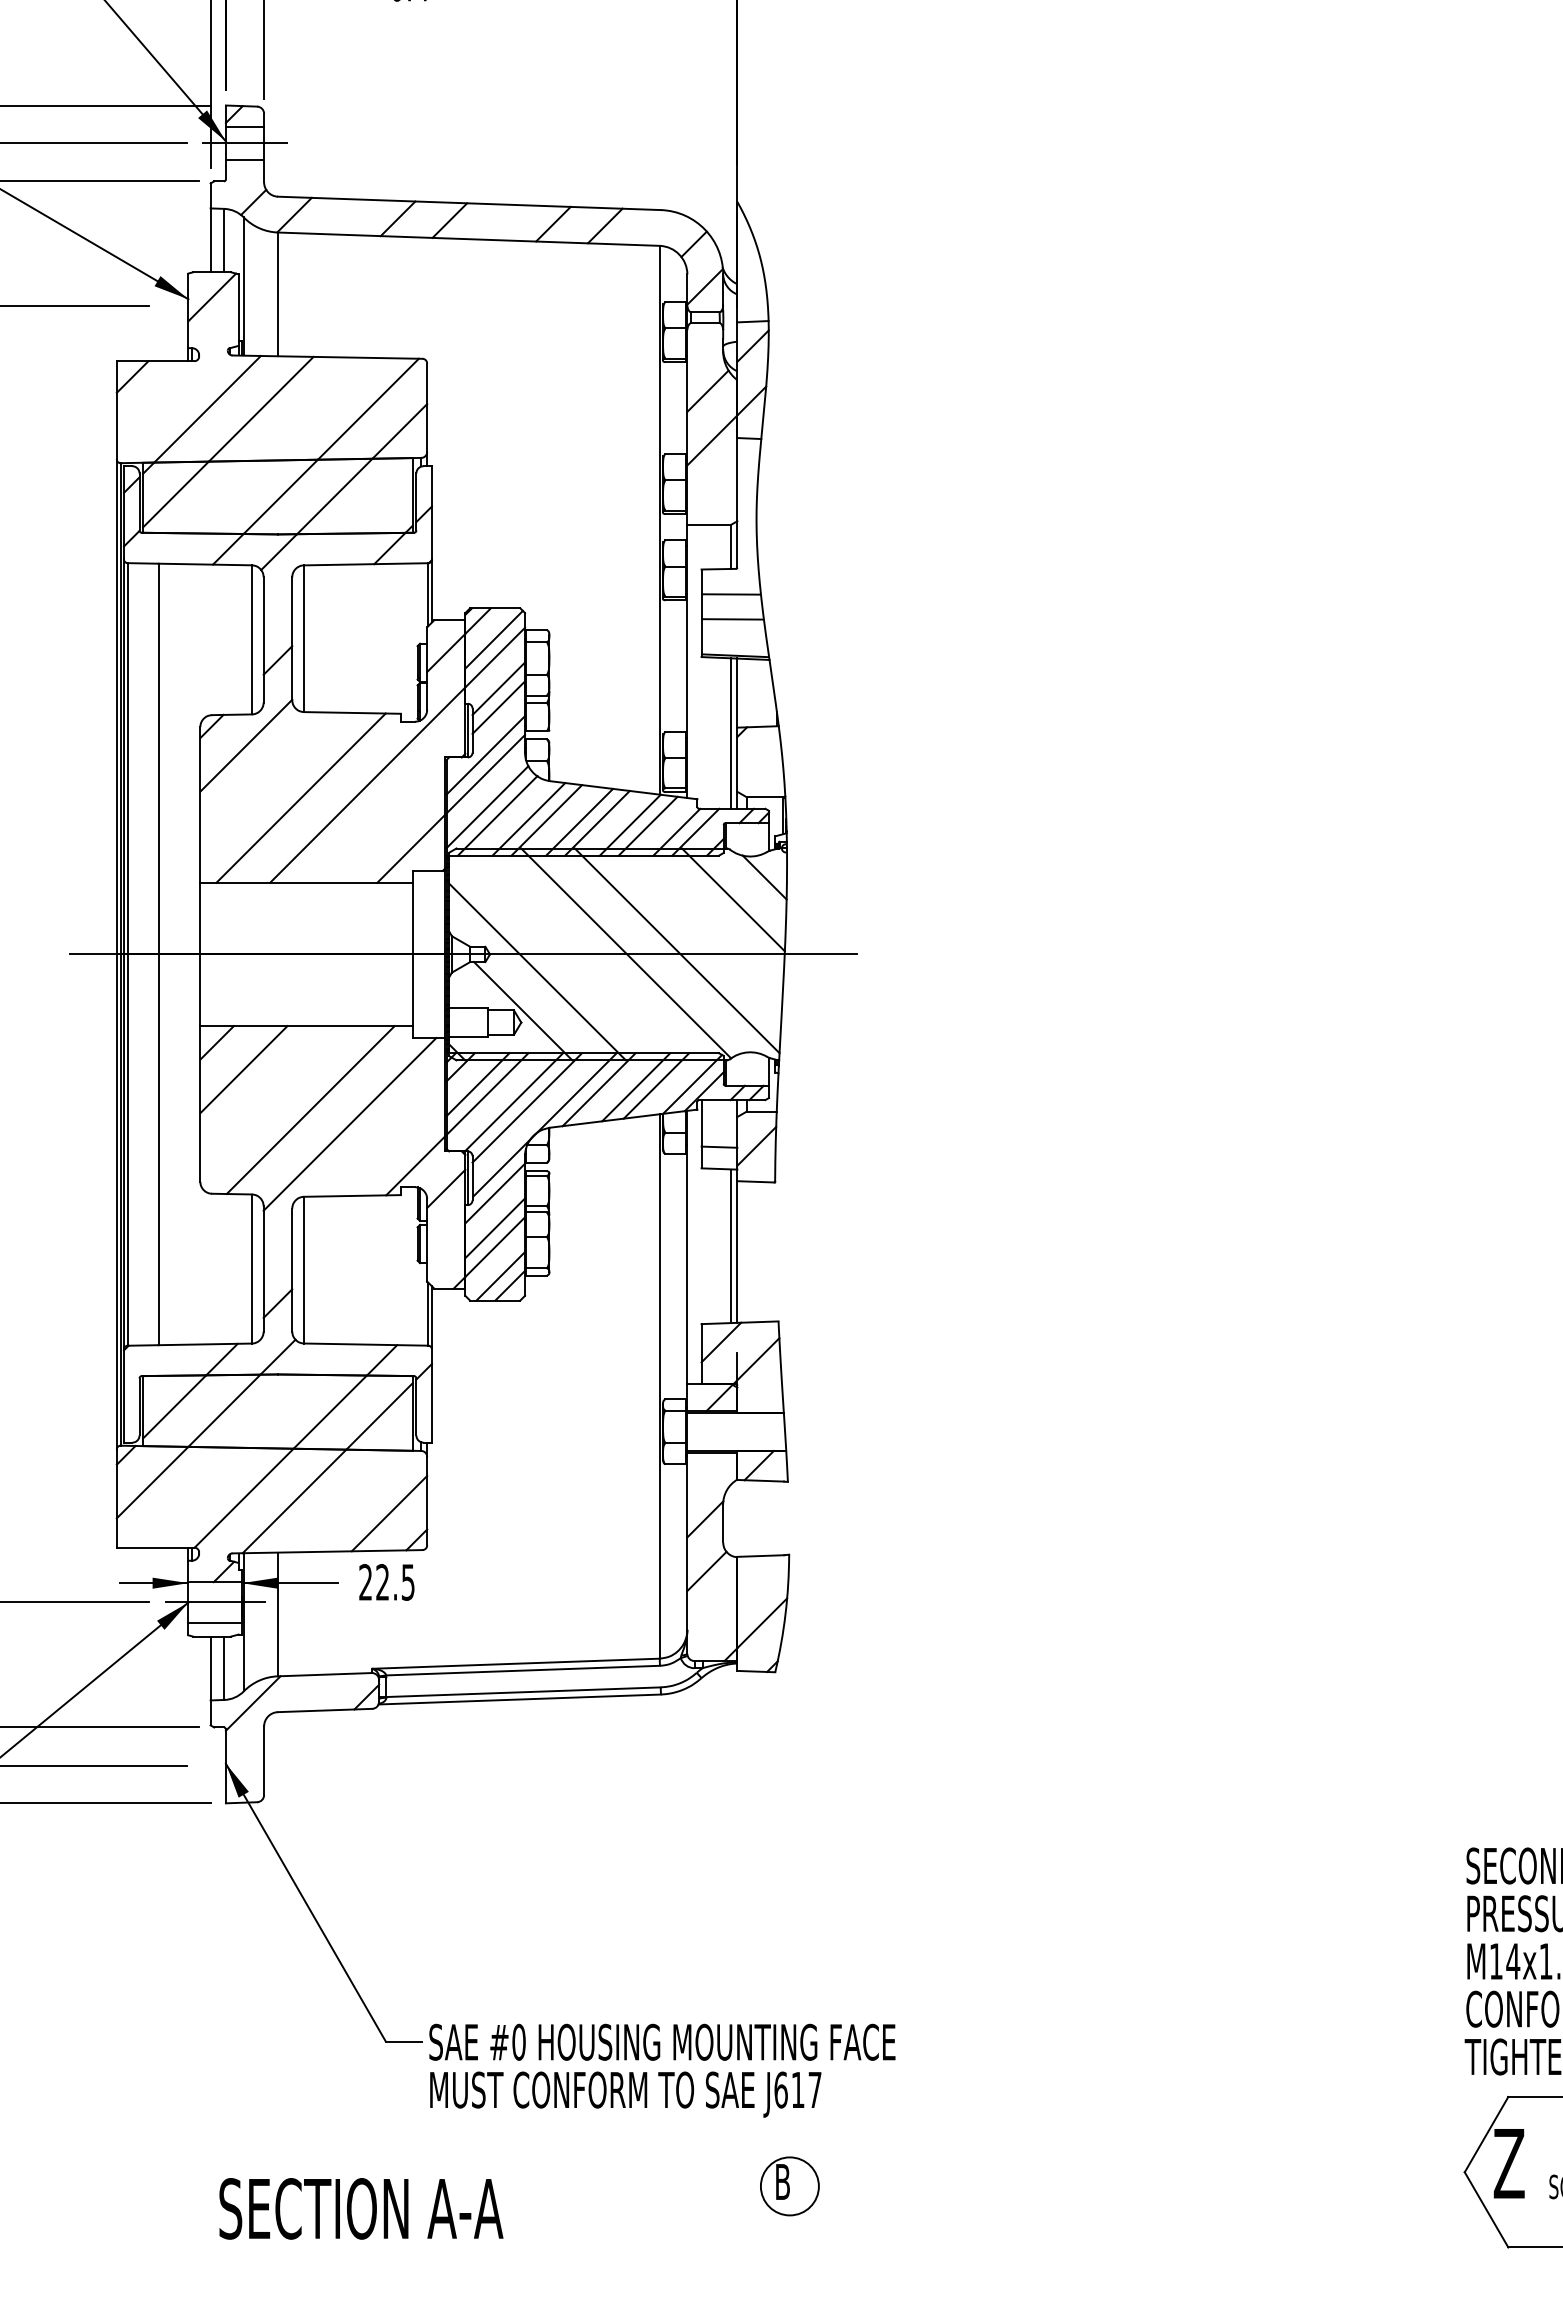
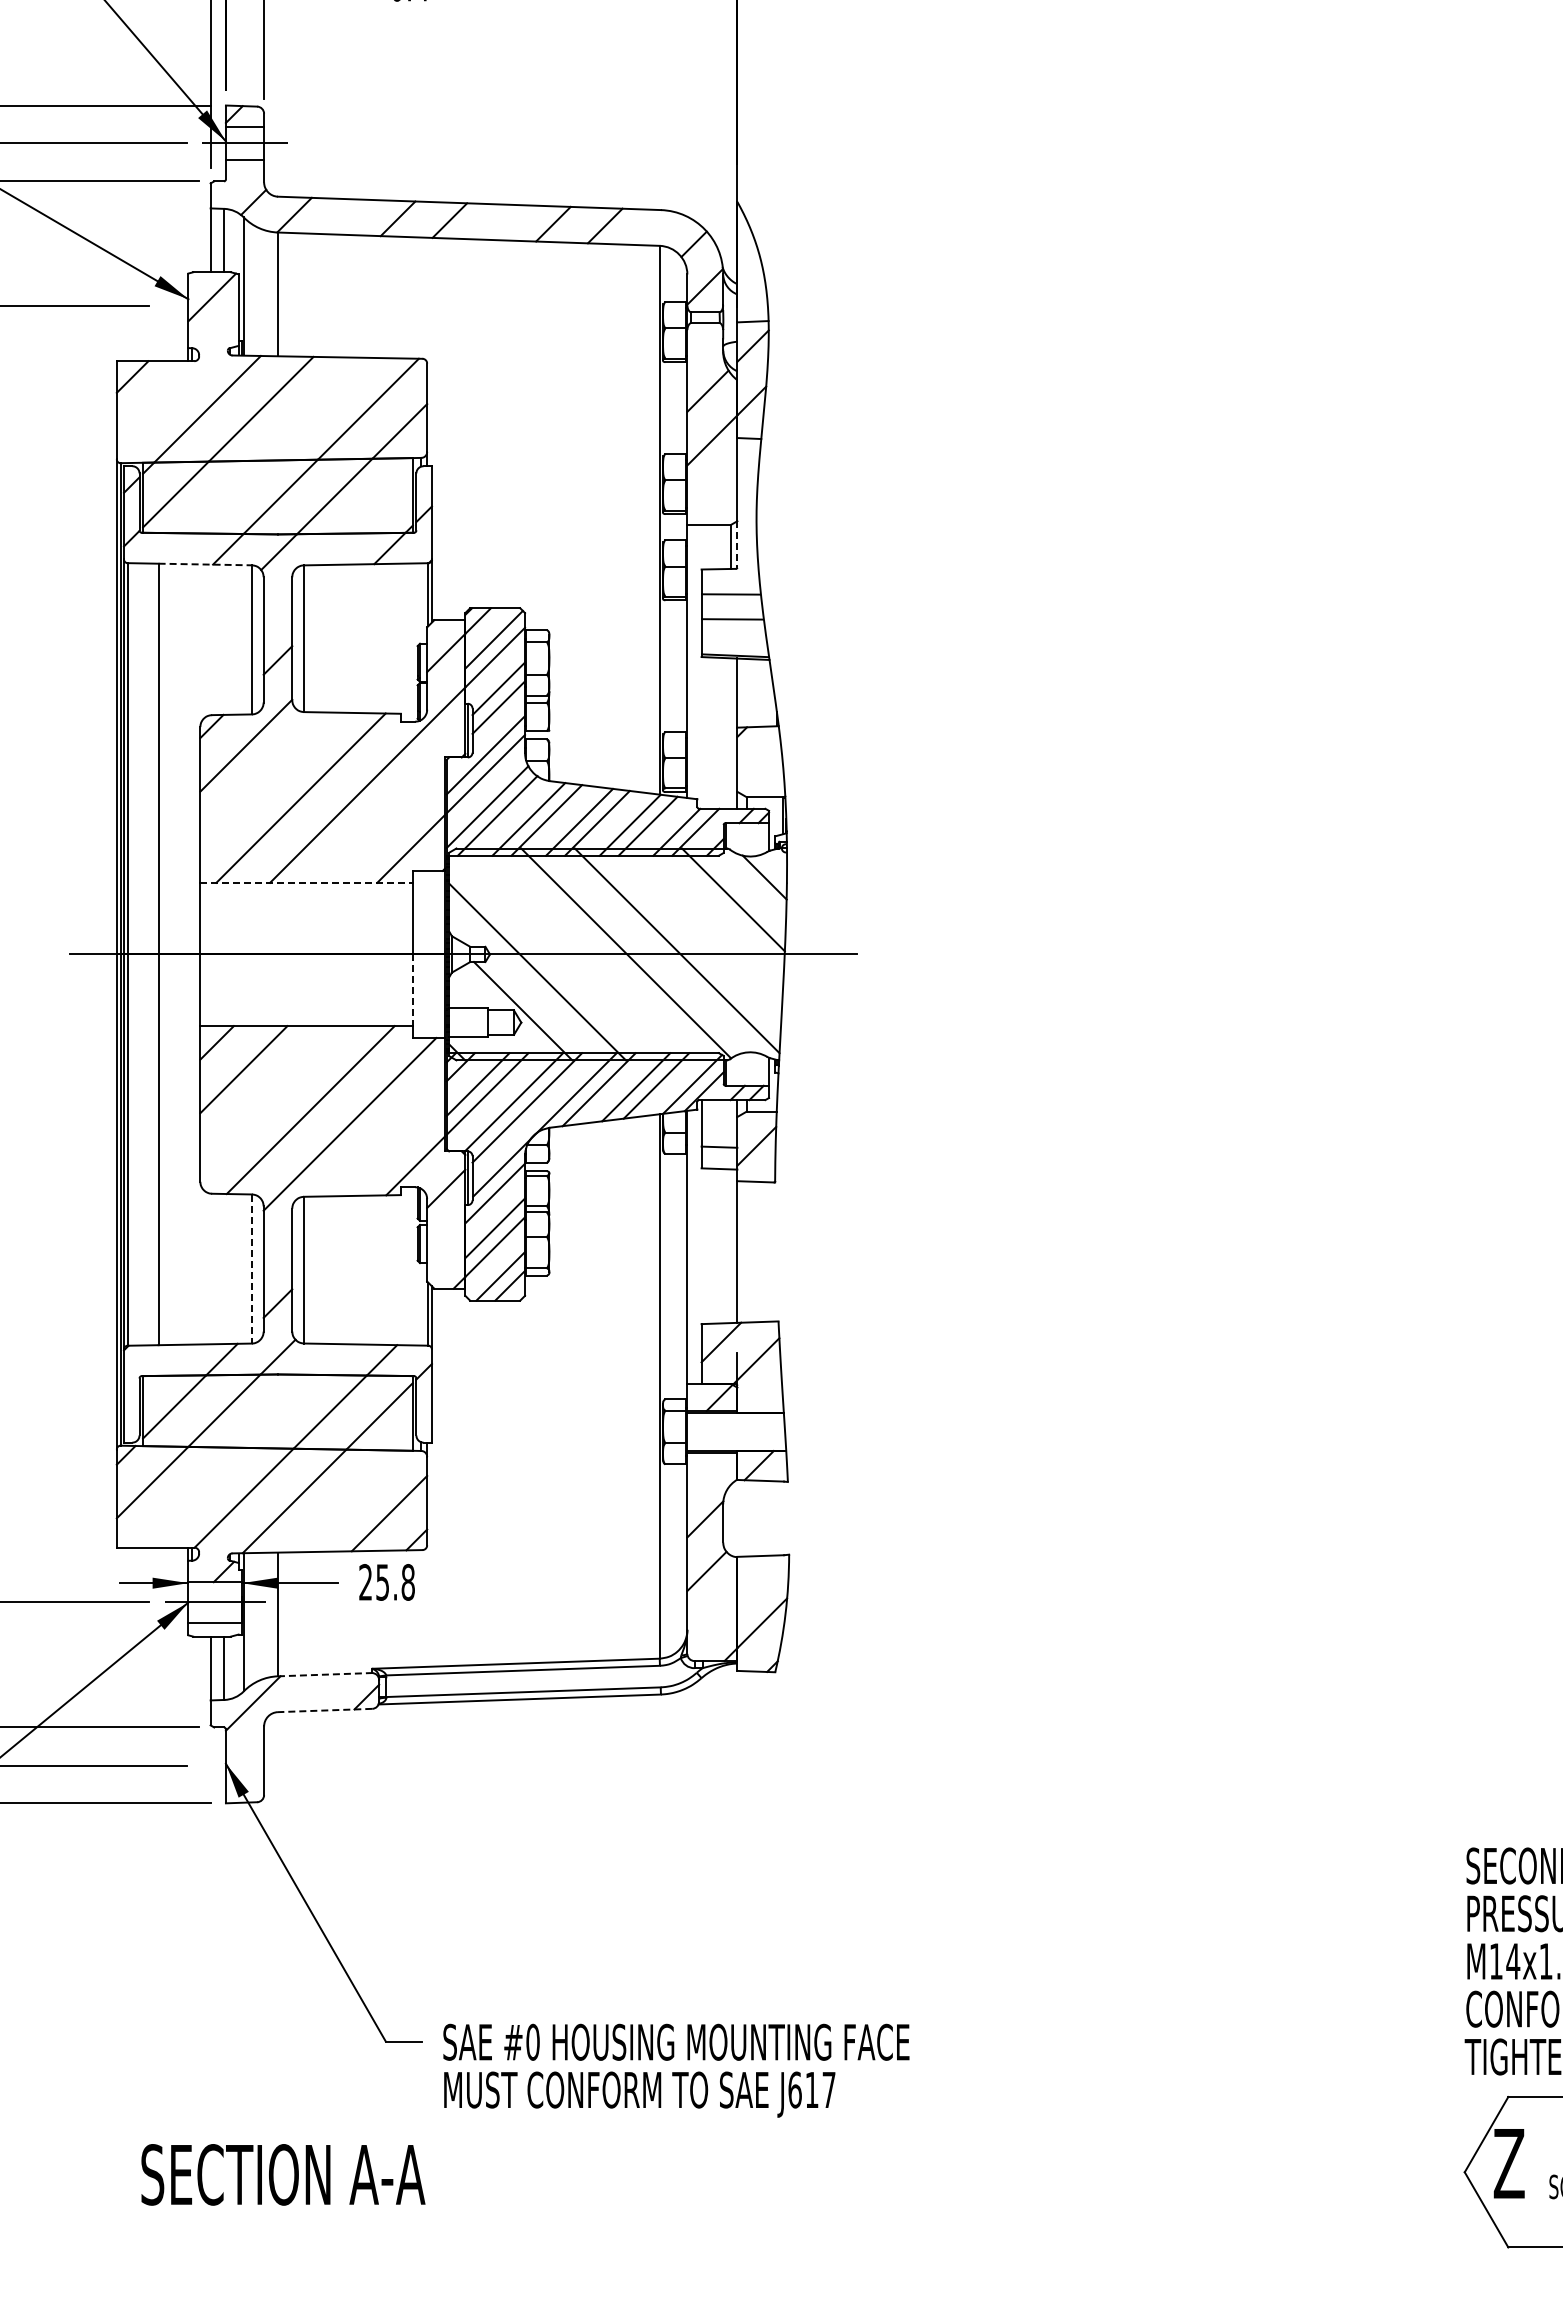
line: solid -> dashed (737, 543)
line: solid -> dashed (205, 564)
line: present -> none (731, 733)
line: solid -> dashed (307, 882)
line: solid -> dashed (412, 990)
line: present -> none (731, 1246)
line: solid -> dashed (251, 1269)
text: 22.5 -> 25.8 (395, 1582)
line: solid -> dashed (324, 1674)
line: solid -> dashed (324, 1710)
text position: (662, 2070) -> (676, 2070) (676, 2070)
part: present -> none (789, 2186)
text position: (361, 2208) -> (283, 2174) (283, 2174)
